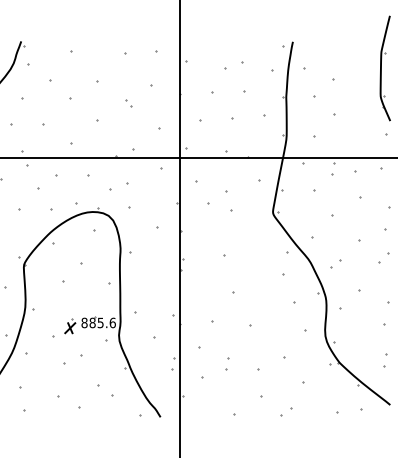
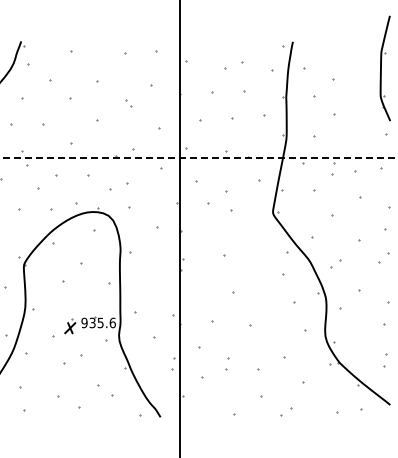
line: solid -> dashed (199, 158)
text: 885.6 -> 935.6 (88, 322)
